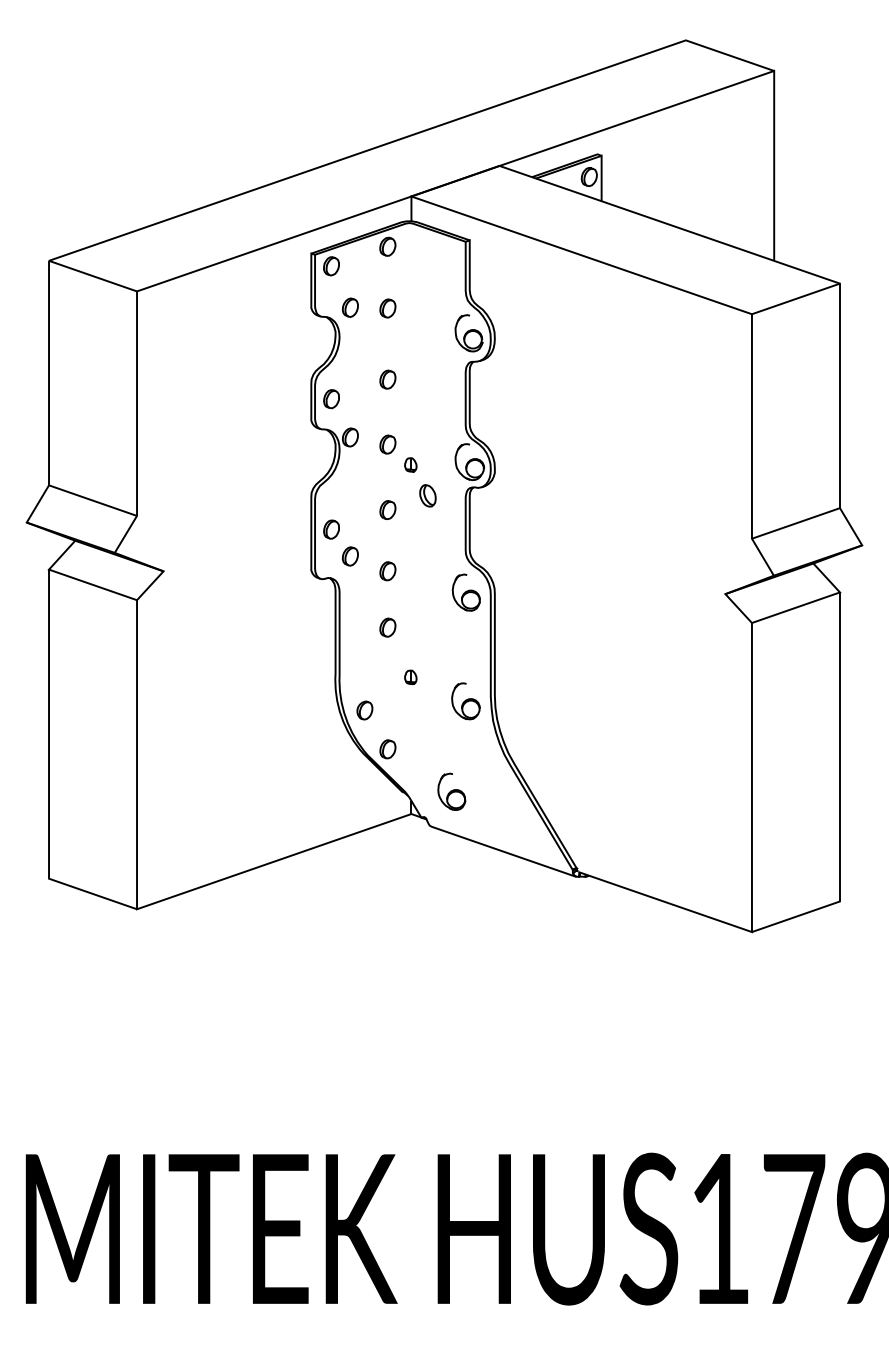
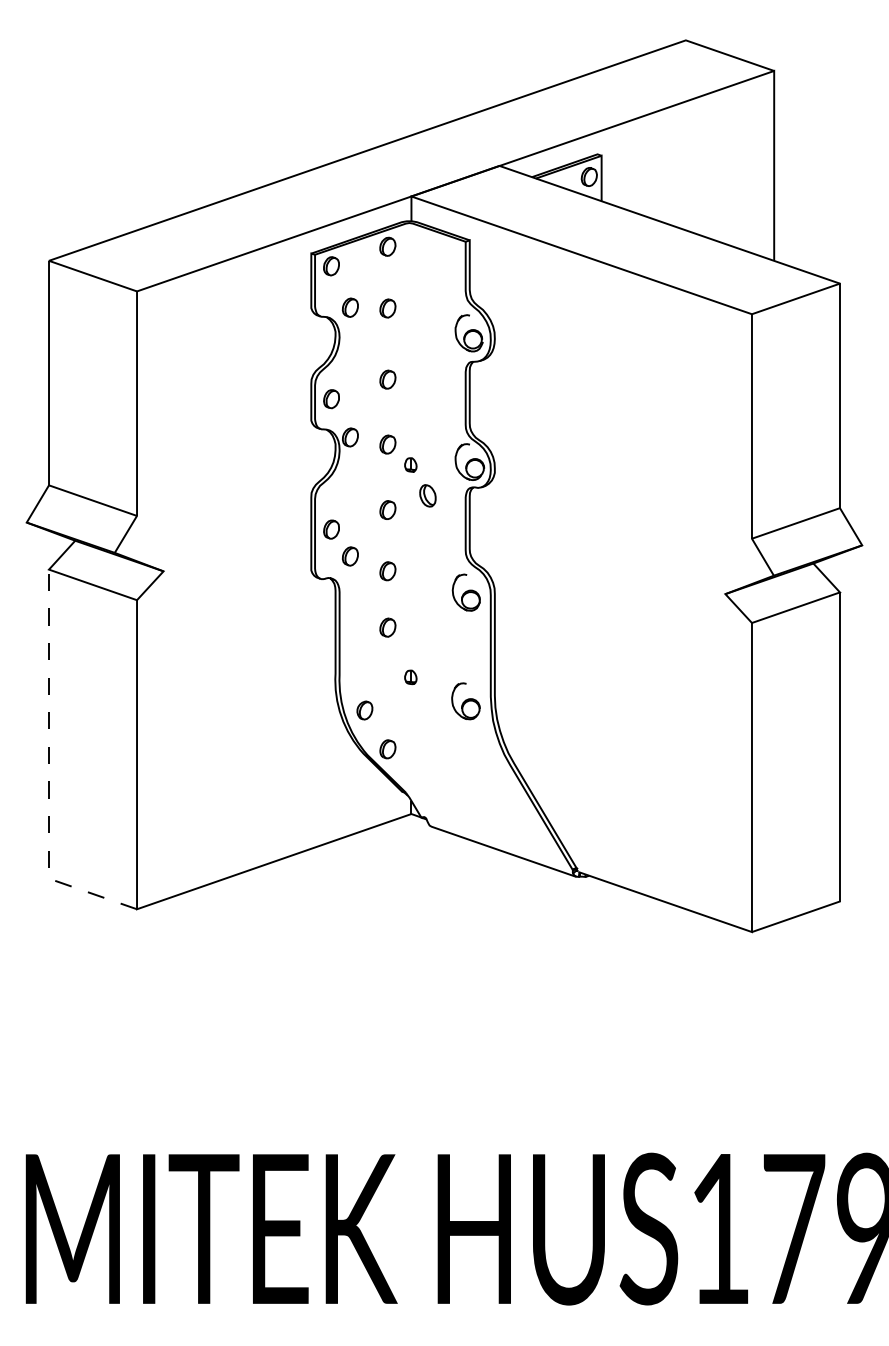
line: solid -> dashed (49, 771)
part: present -> none (451, 791)
